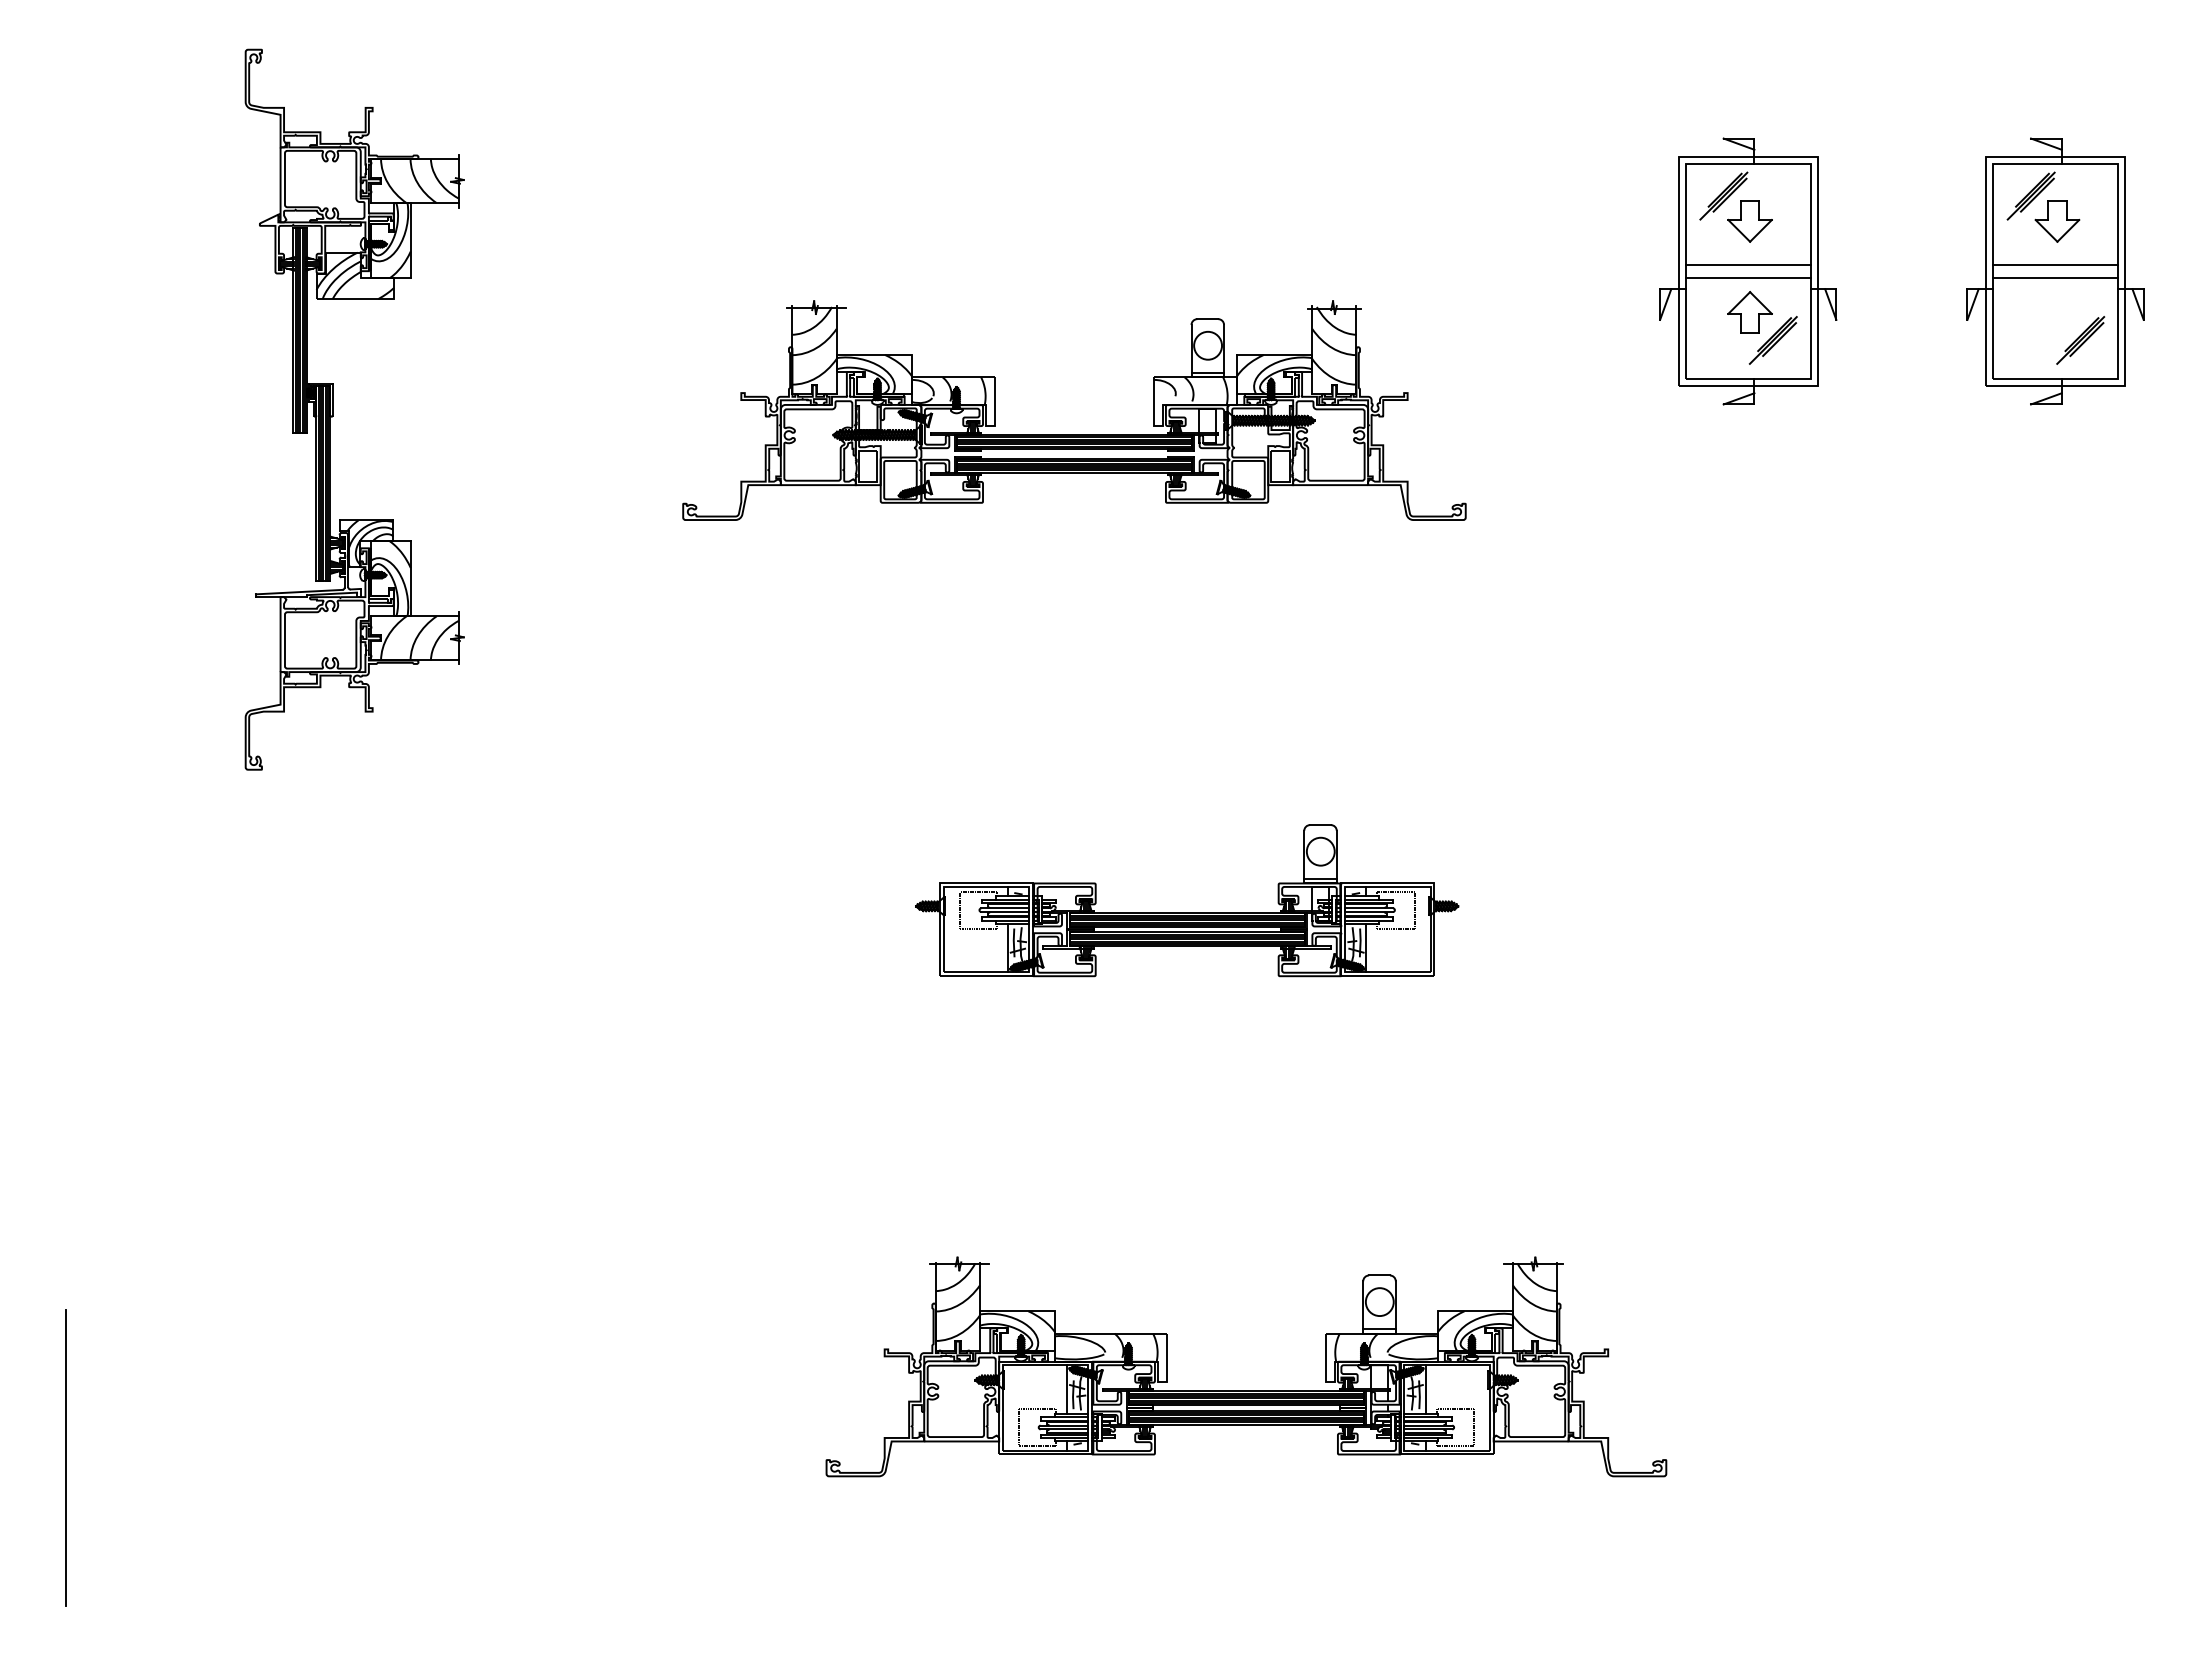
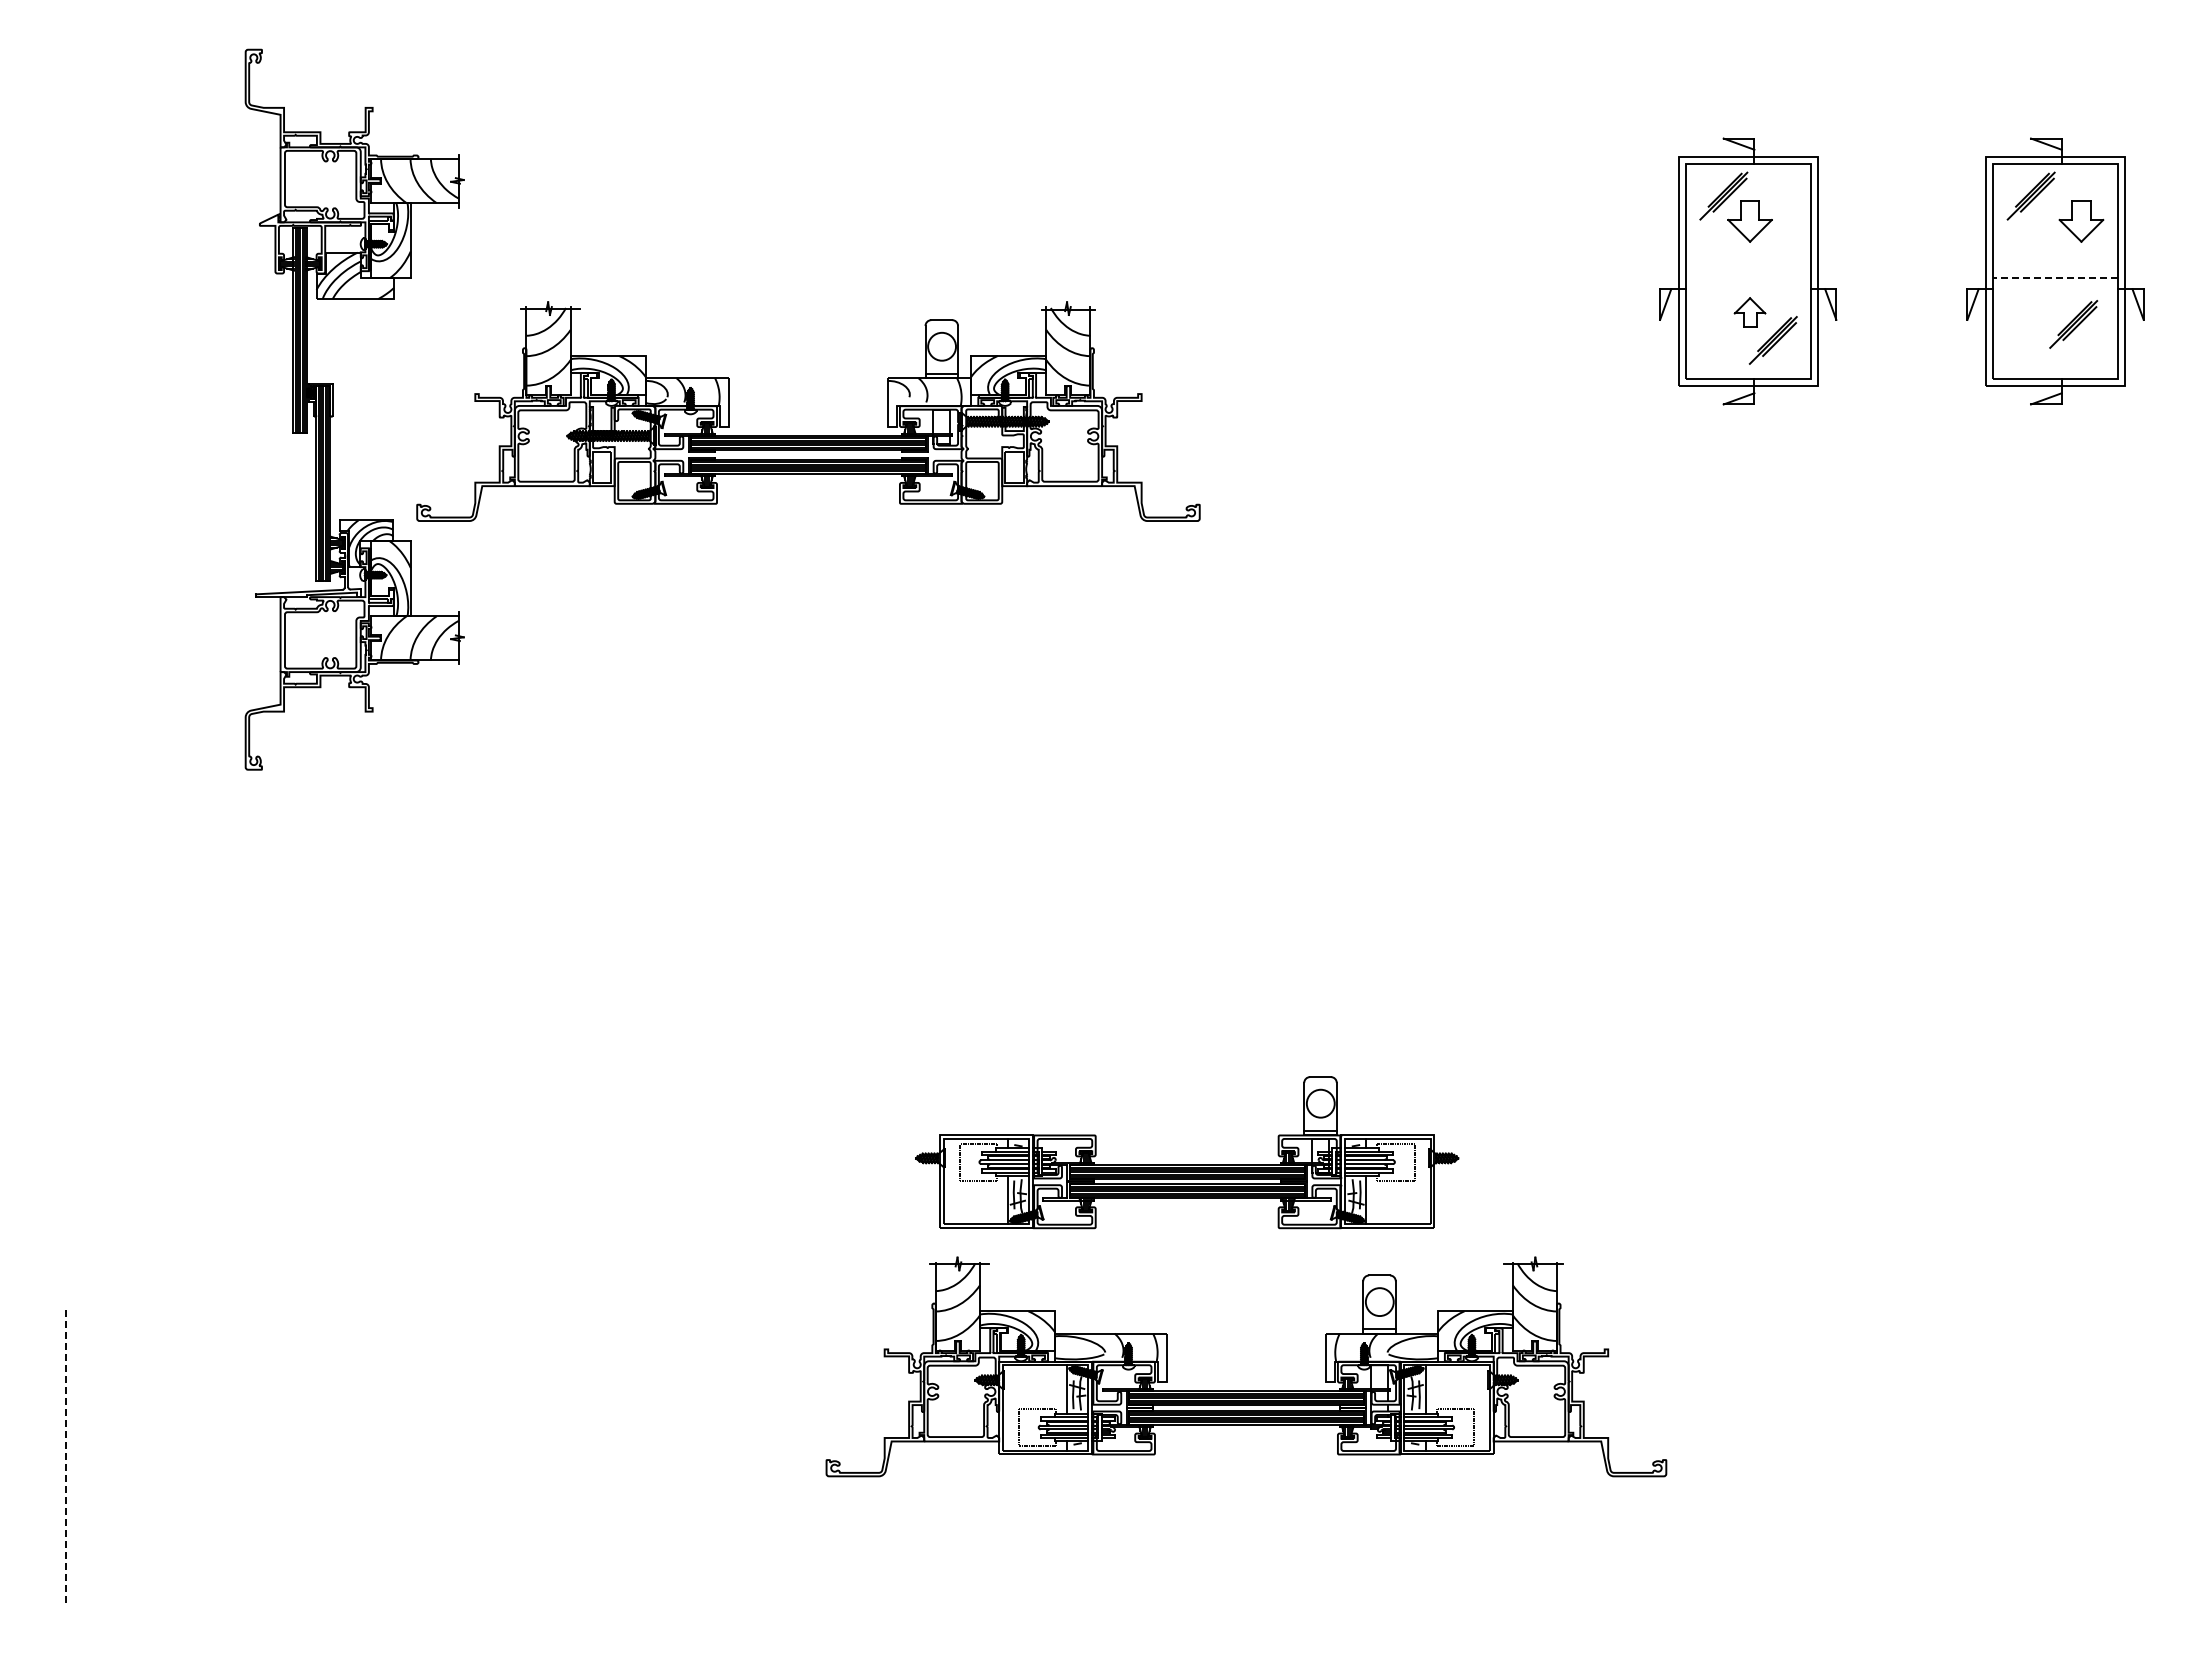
part position: (2057, 221) -> (2081, 221) (2081, 221)
line: present -> none (1747, 264)
line: present -> none (2055, 264)
line: present -> none (1747, 278)
line: solid -> dashed (2055, 278)
part size: 46x43 px -> 34x31 px (1749, 312)
part position: (2080, 340) -> (2073, 324) (2073, 324)
part position: (1074, 434) -> (808, 435) (808, 435)
part position: (1187, 912) -> (1187, 1164) (1187, 1164)
line: solid -> dashed (66, 1458)
